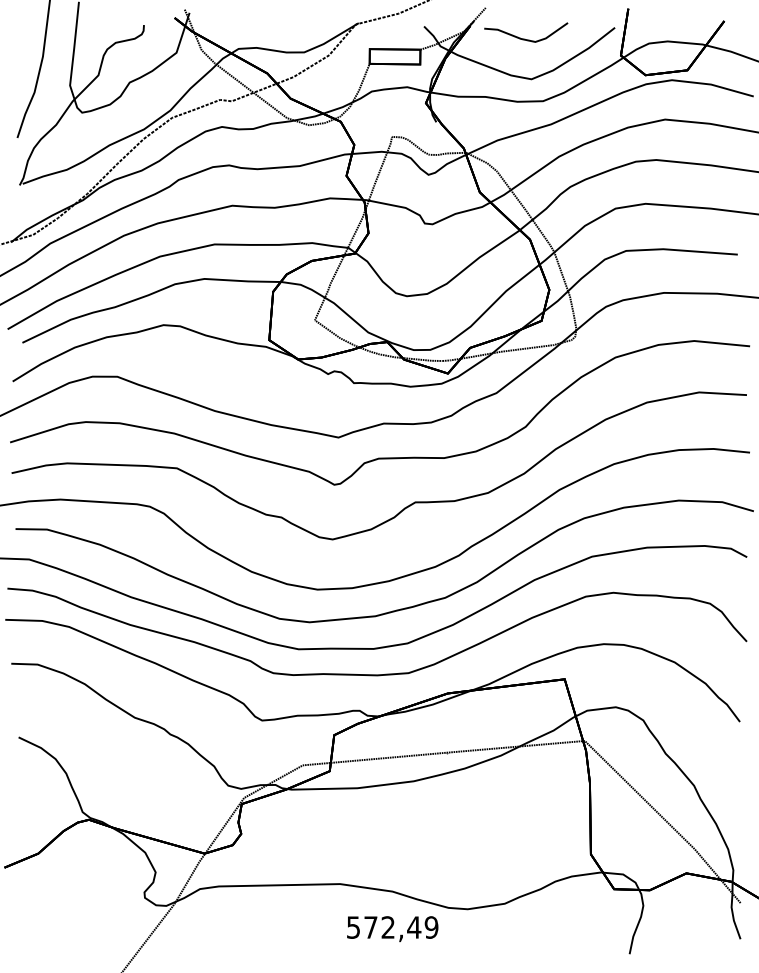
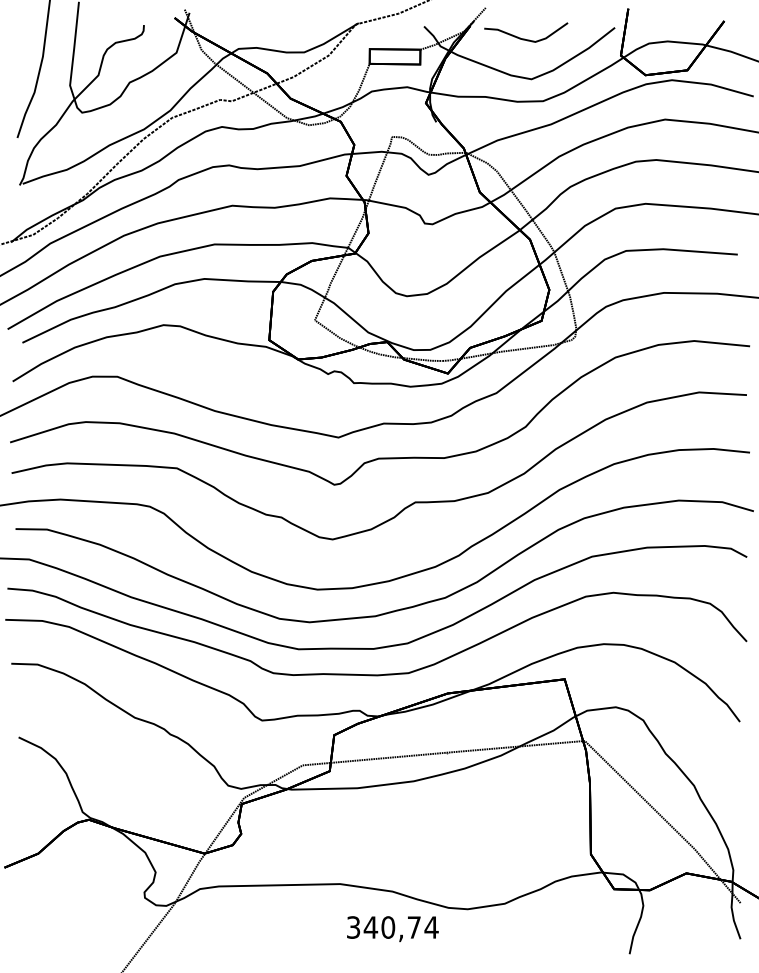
text: 572,49 -> 340,74 (392, 927)
